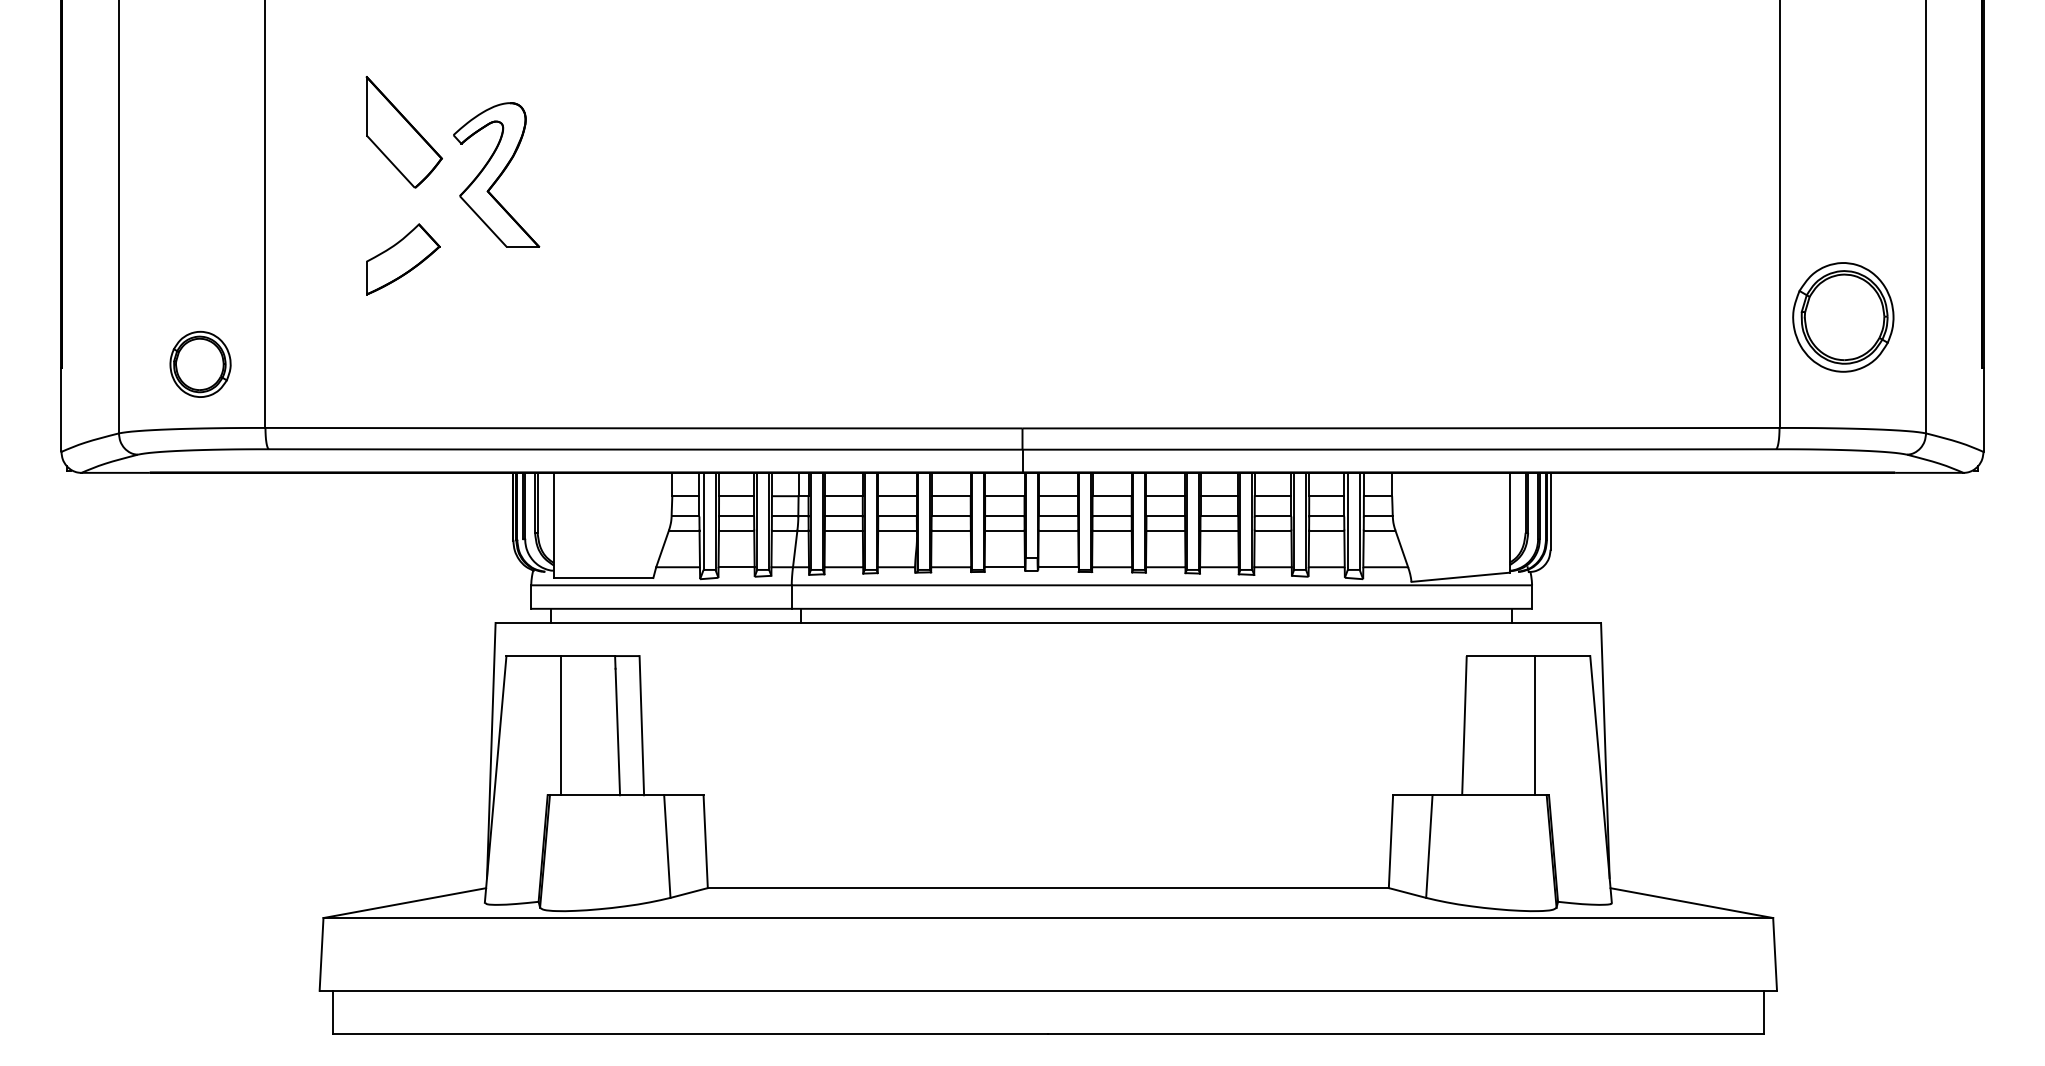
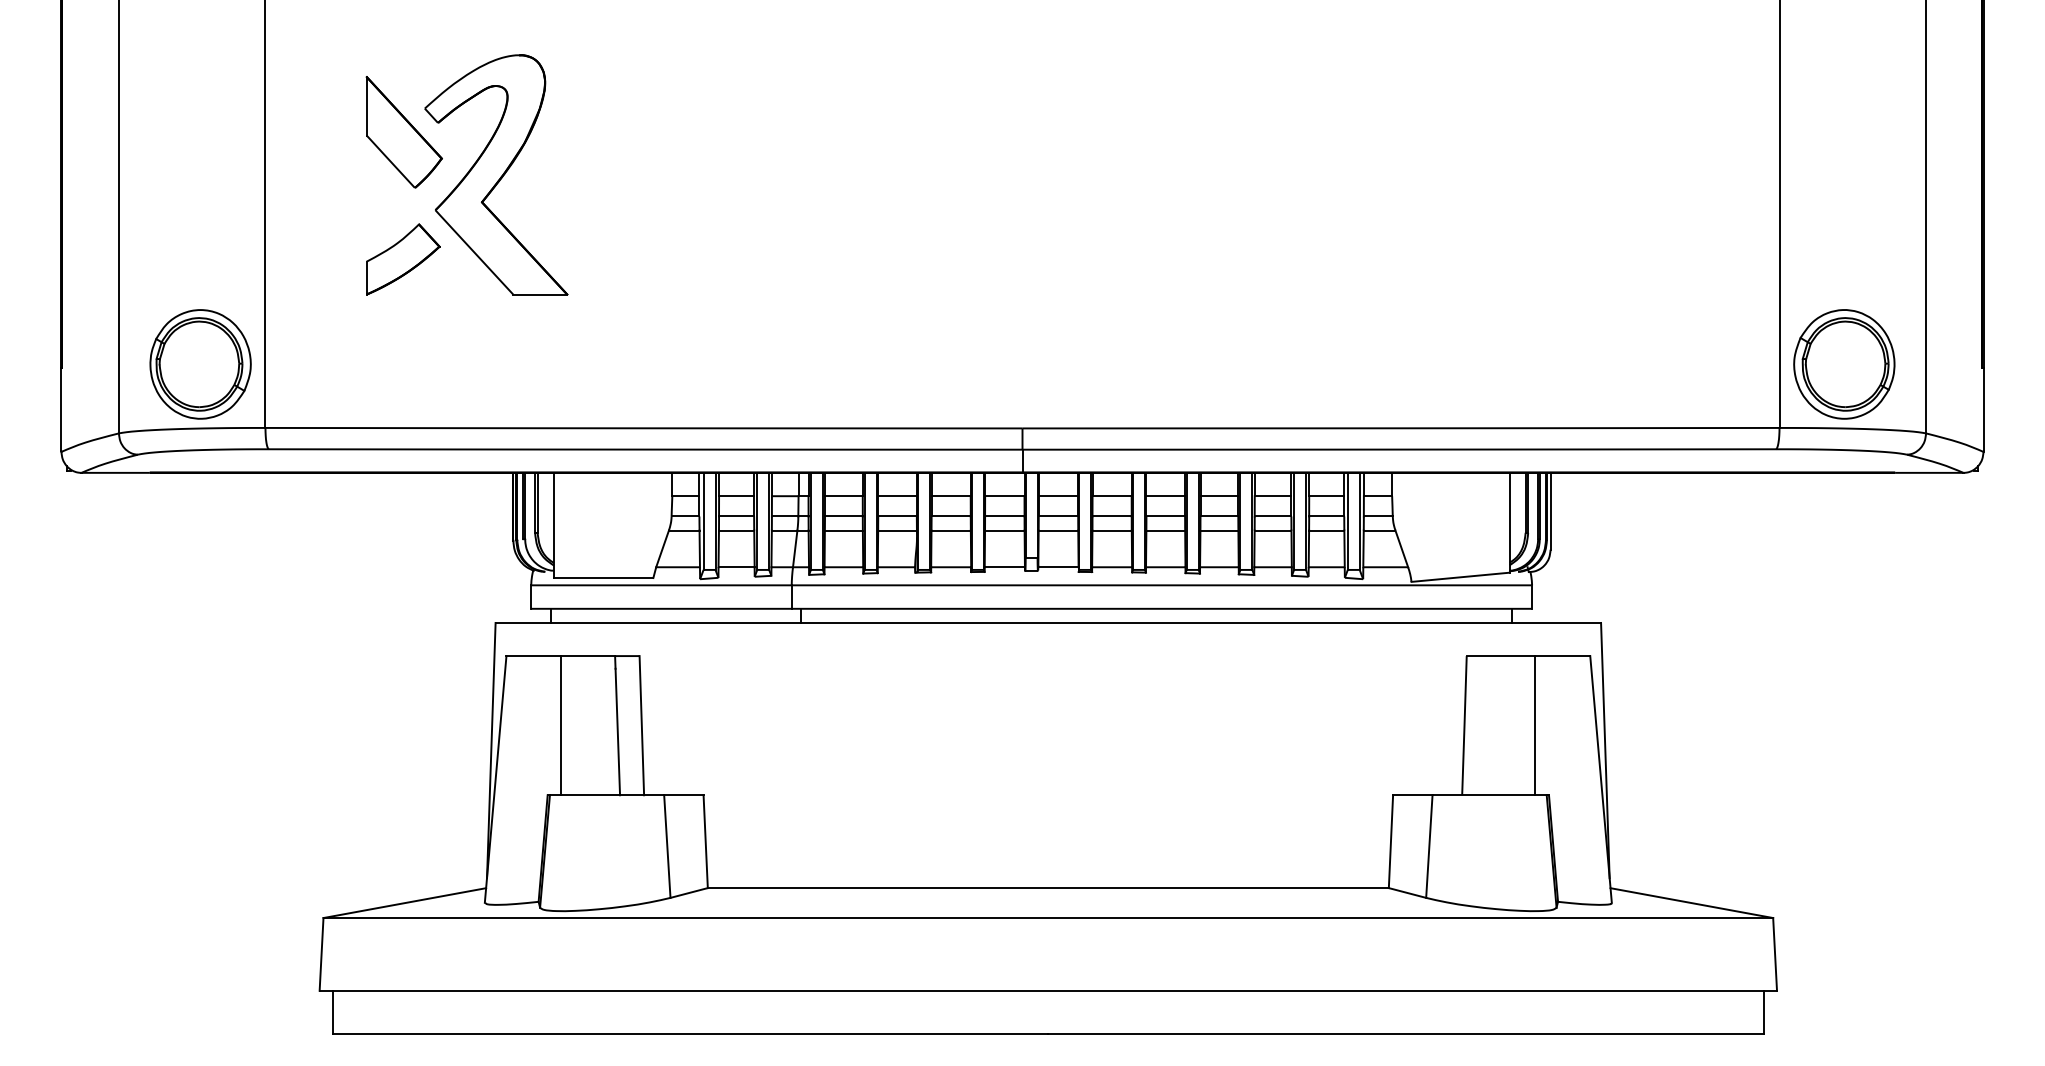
part size: 88x146 px -> 145x242 px (496, 174)
part position: (1843, 317) -> (1844, 364) (1844, 364)
part size: 63x68 px -> 103x111 px (200, 364)
